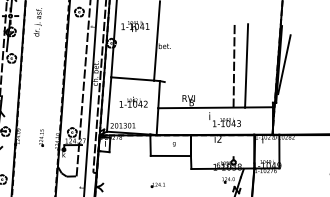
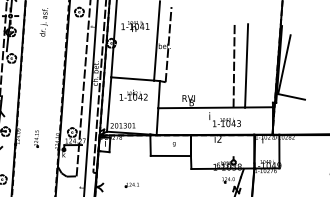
text position: (37, 22) -> (43, 22) (43, 22)
line: none -> present (168, 44)
line: none -> present (291, 96)
text position: (133, 101) -> (133, 94) (133, 94)
part position: (41, 137) -> (36, 138) (36, 138)
part position: (157, 184) -> (131, 184) (131, 184)
